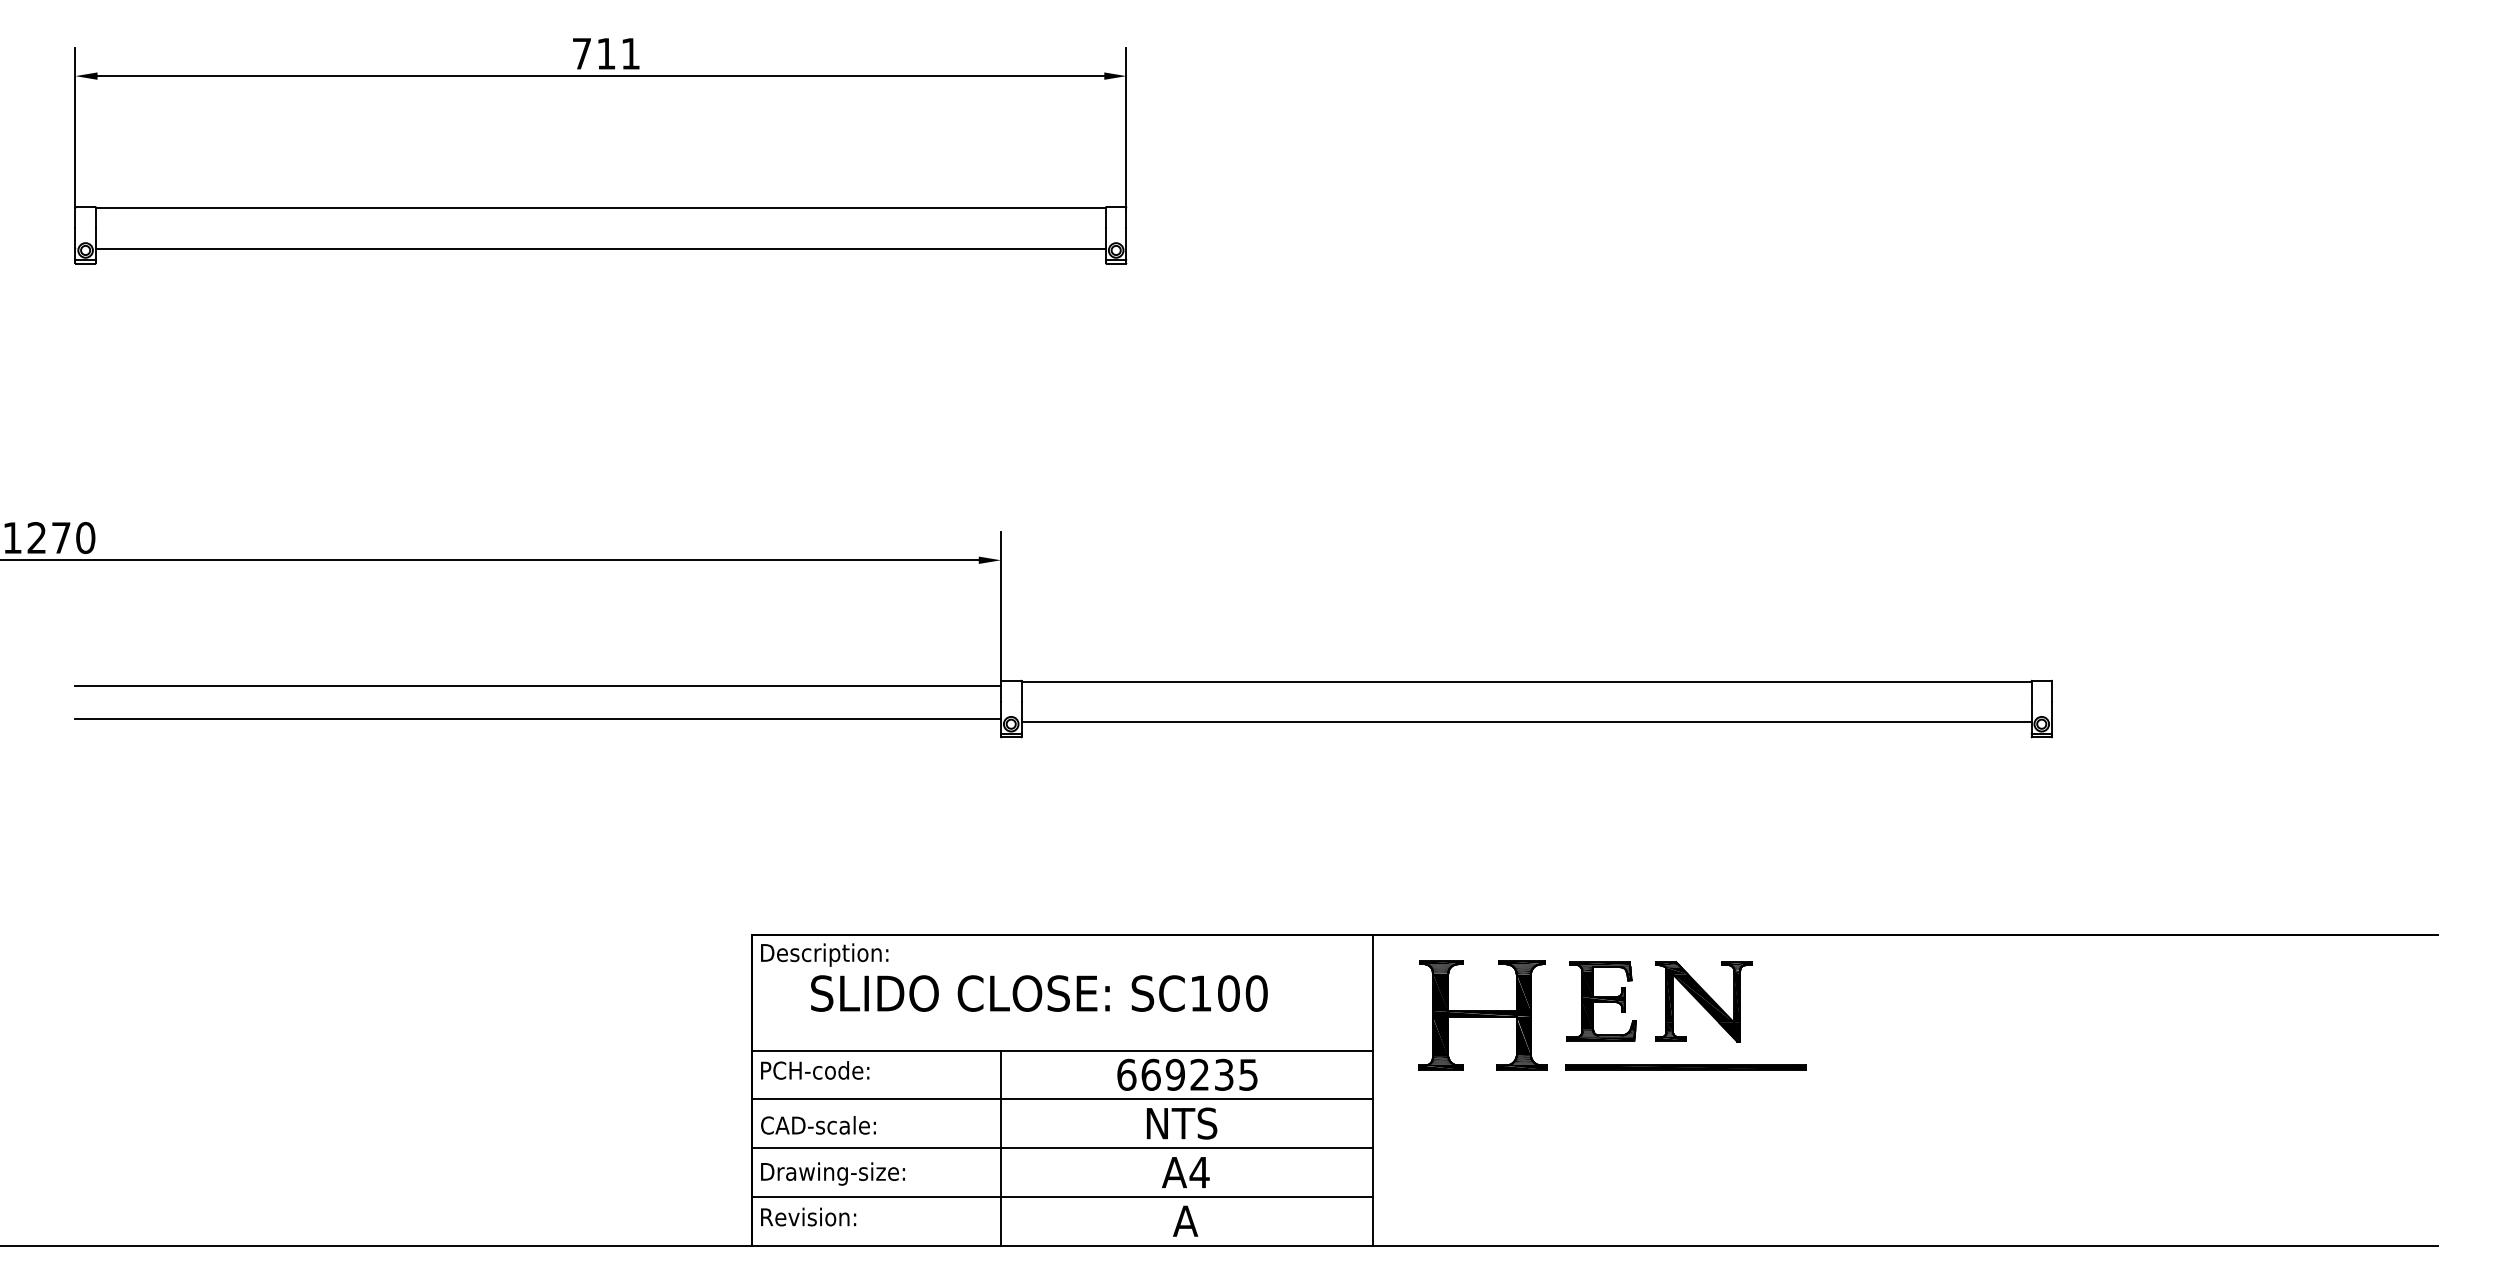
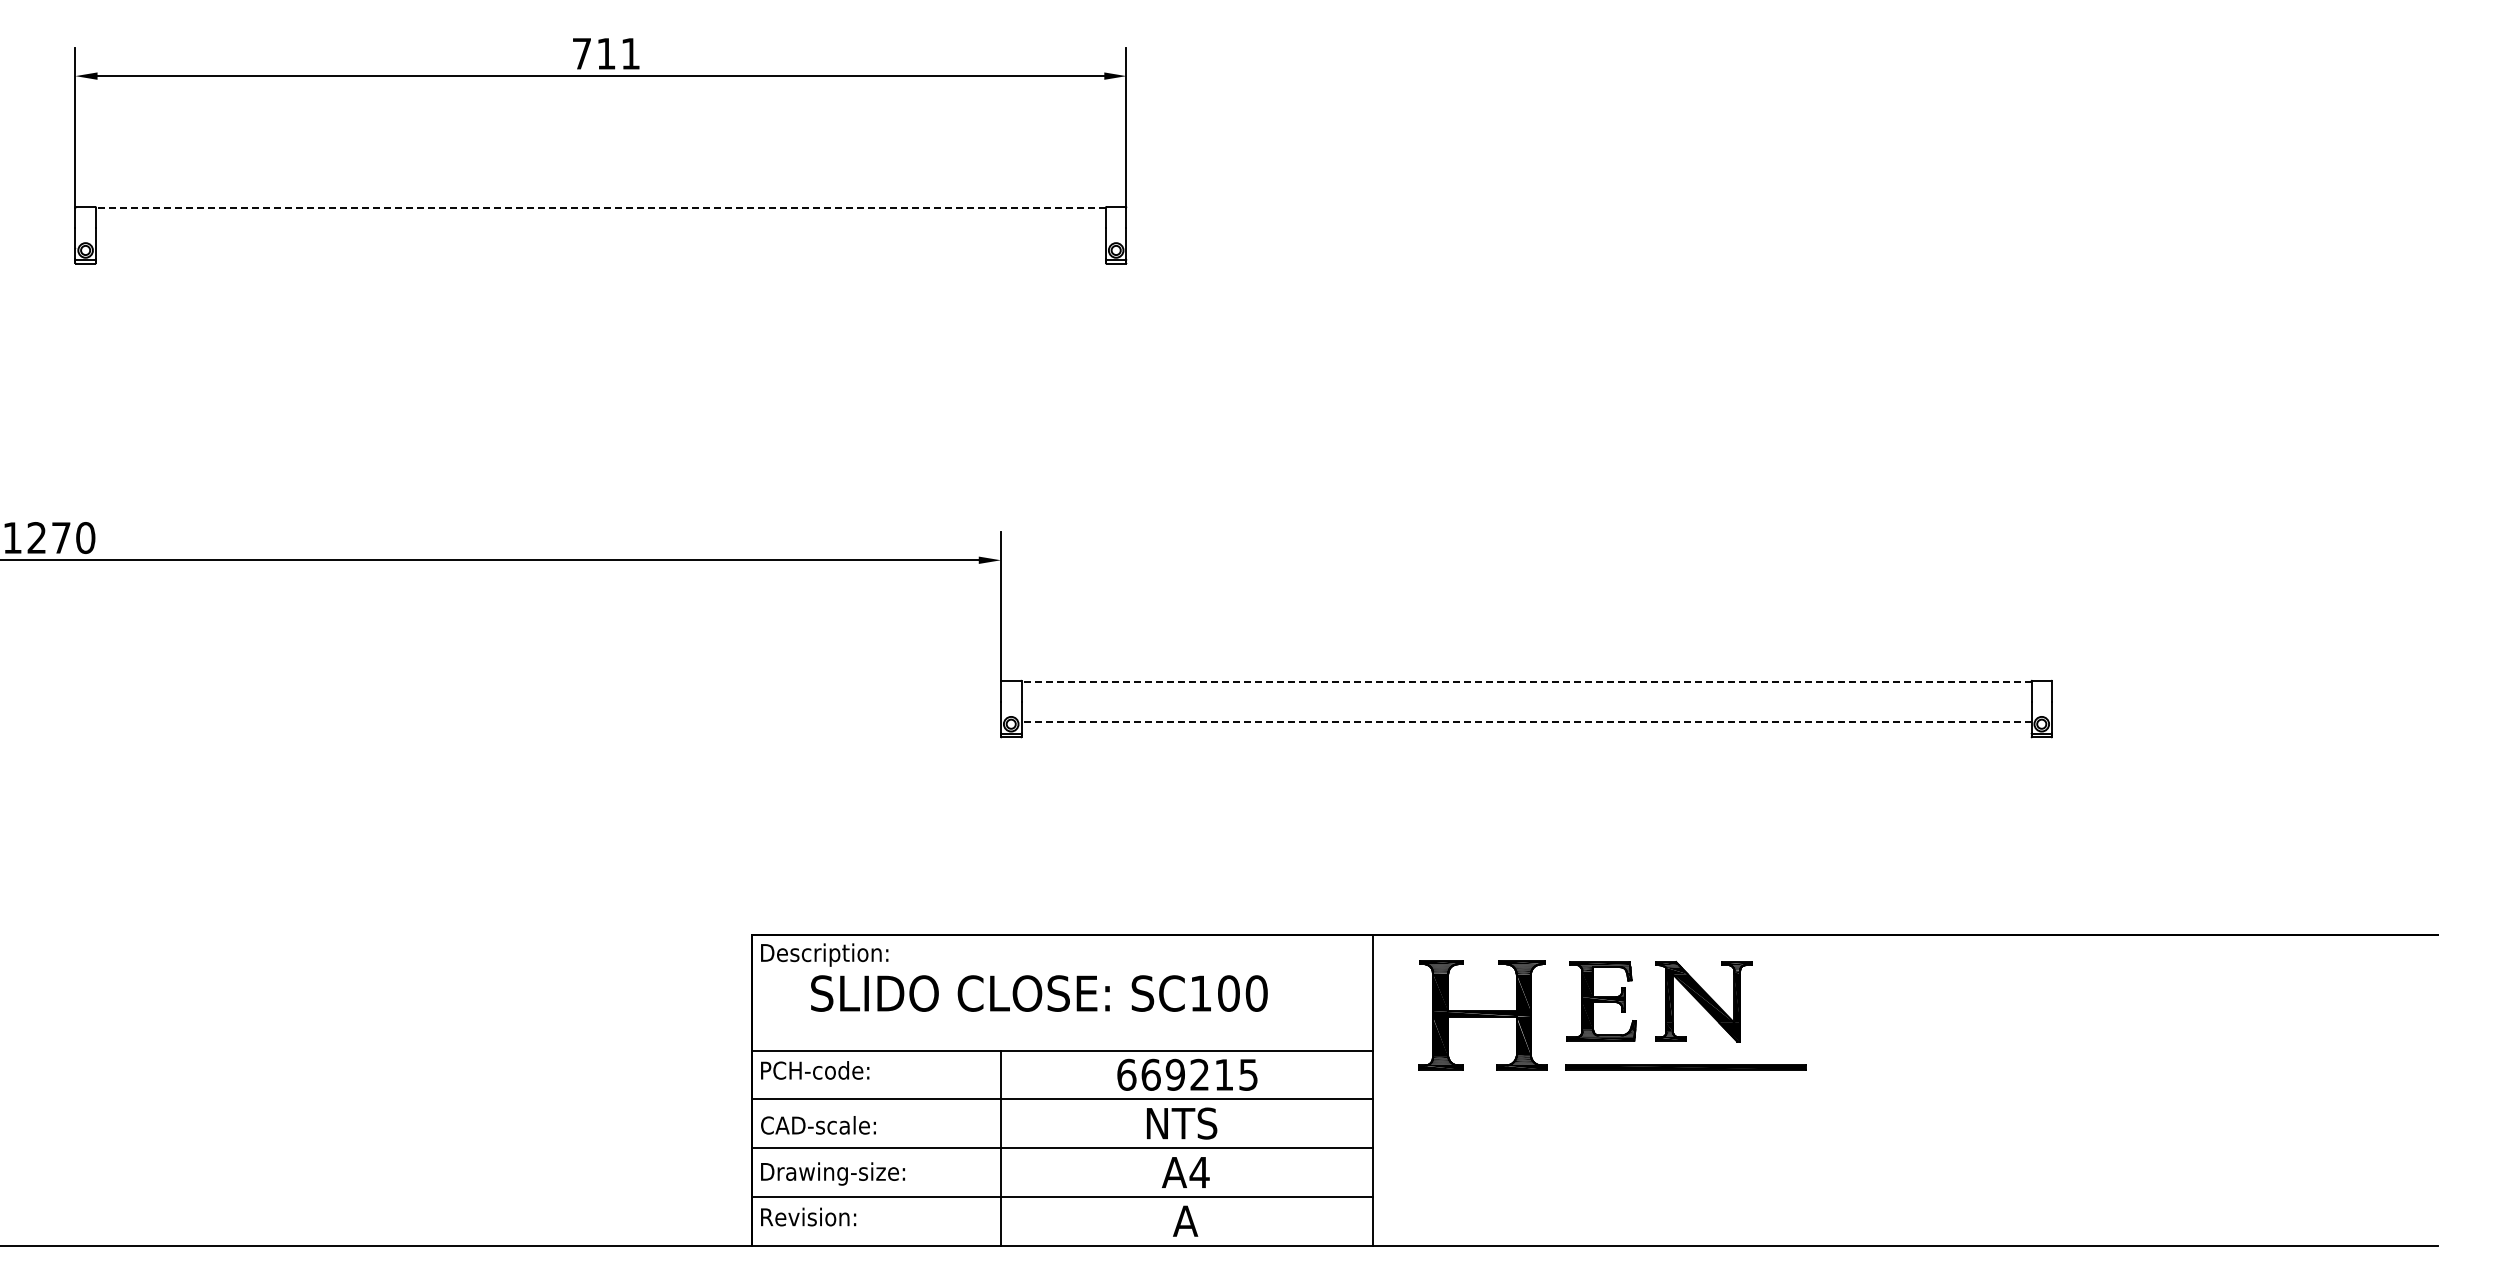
line: solid -> dashed (600, 208)
line: present -> none (600, 248)
line: solid -> dashed (1526, 682)
line: present -> none (537, 685)
line: present -> none (537, 718)
line: solid -> dashed (1526, 722)
text: 669235 -> 669215 (1224, 1074)
